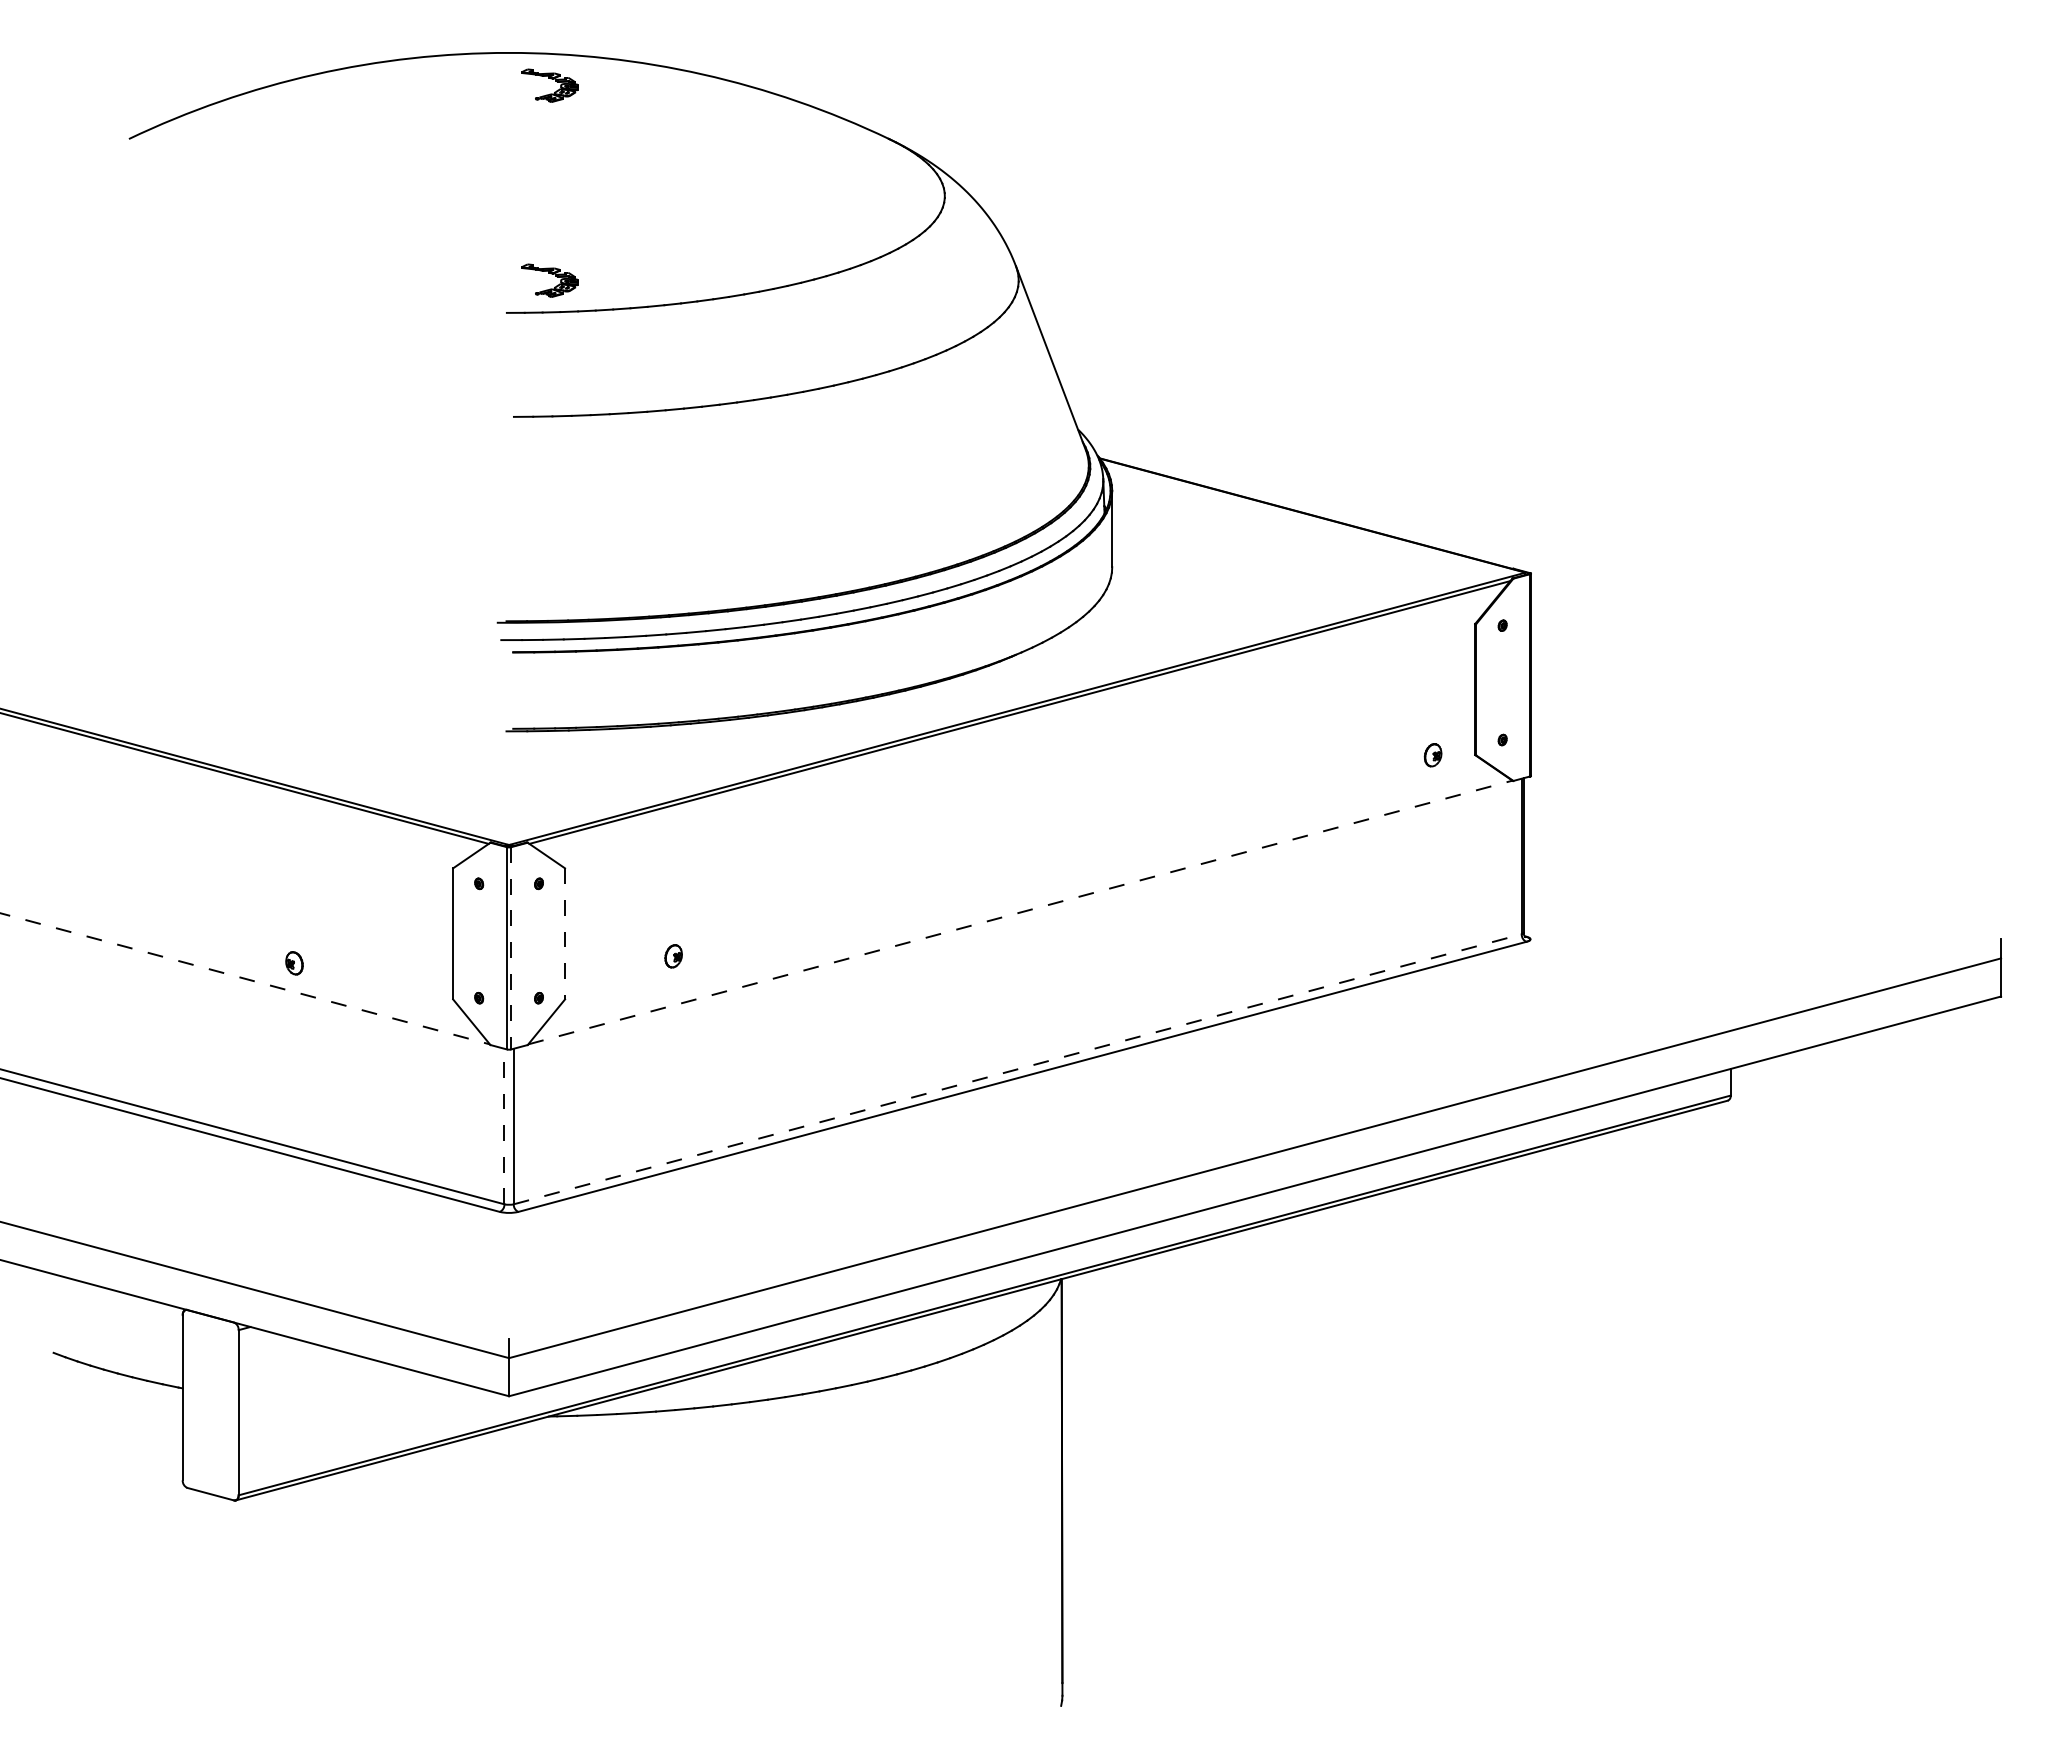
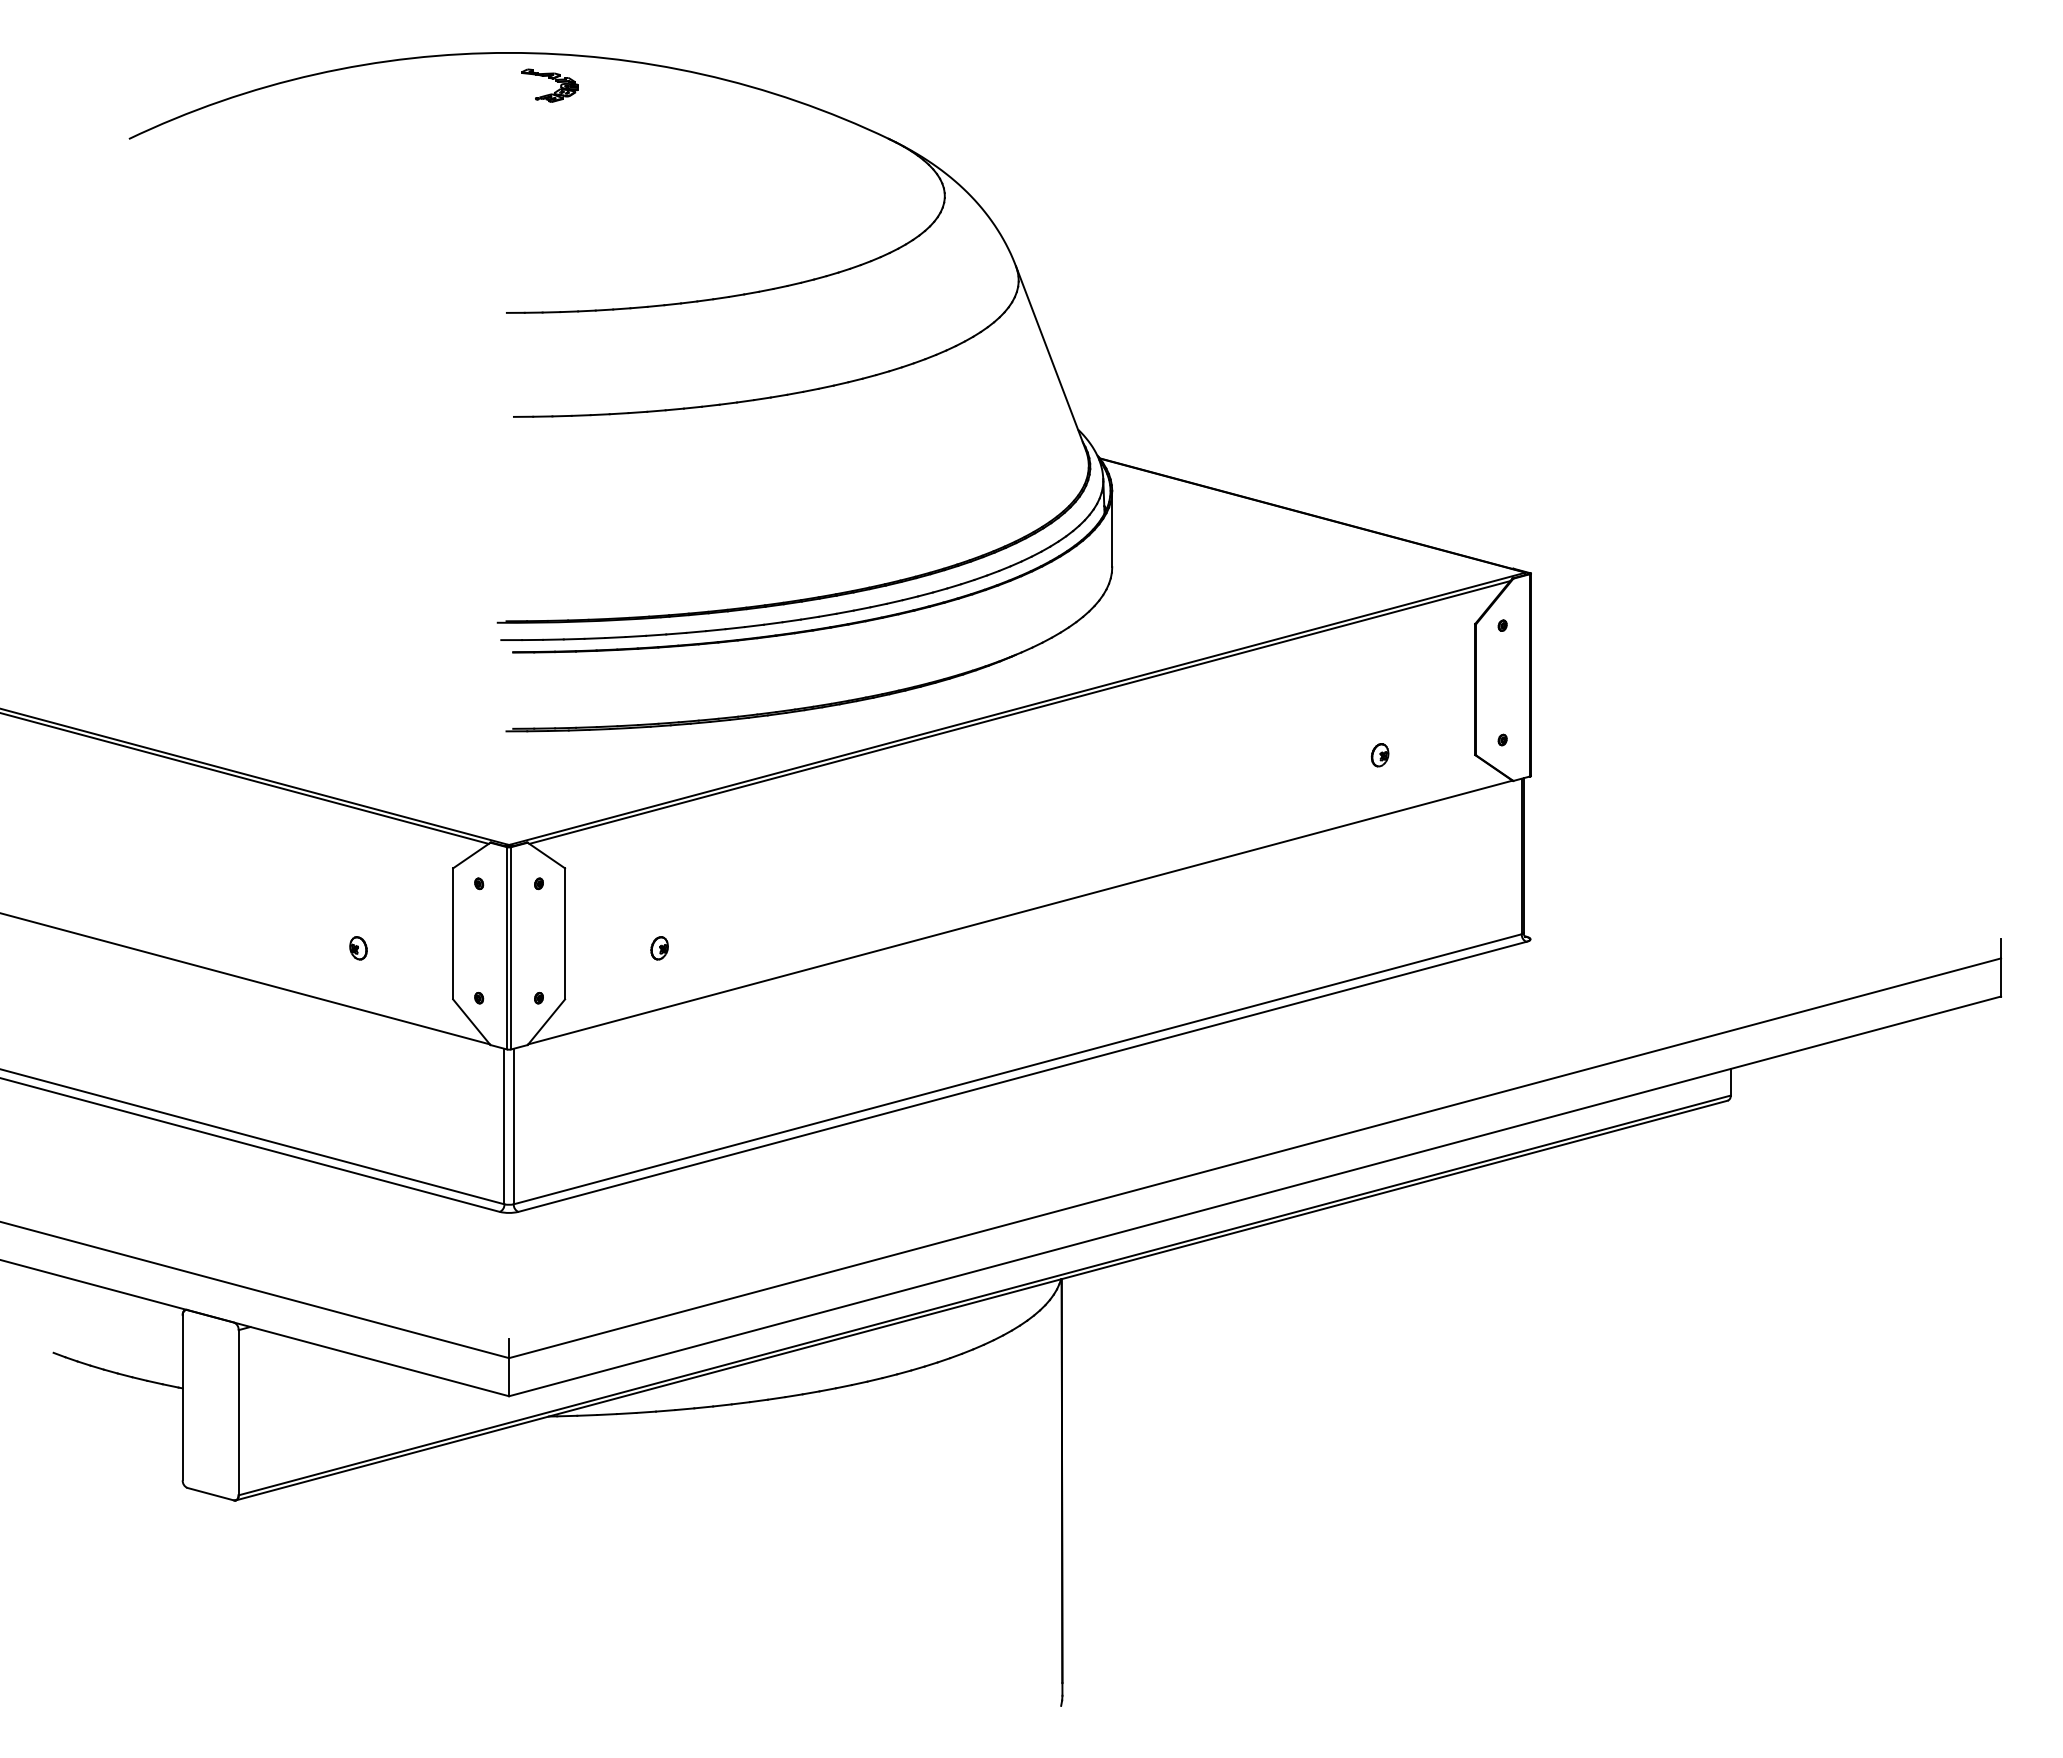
part: present -> none (551, 274)
part position: (1432, 755) -> (1379, 755) (1379, 755)
line: dashed -> solid (1020, 912)
line: dashed -> solid (565, 933)
line: dashed -> solid (511, 948)
part position: (673, 956) -> (659, 948) (659, 948)
part position: (294, 963) -> (358, 948) (358, 948)
line: dashed -> solid (245, 978)
line: dashed -> solid (1017, 1069)
line: dashed -> solid (504, 1126)
